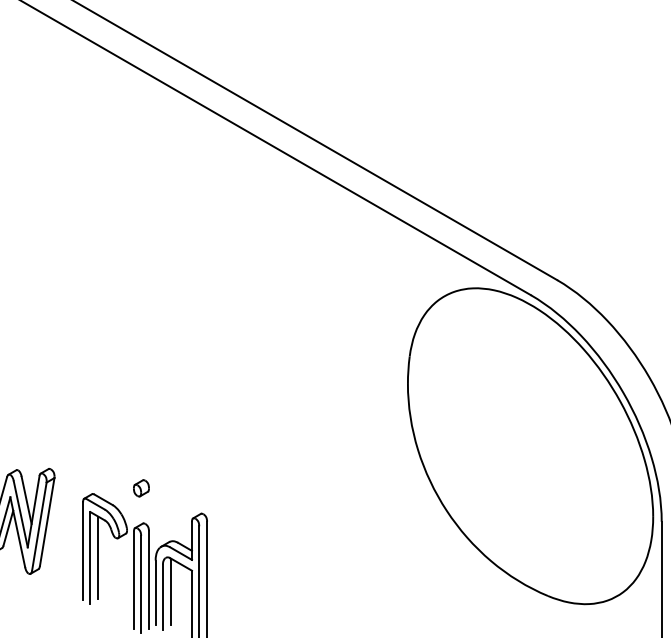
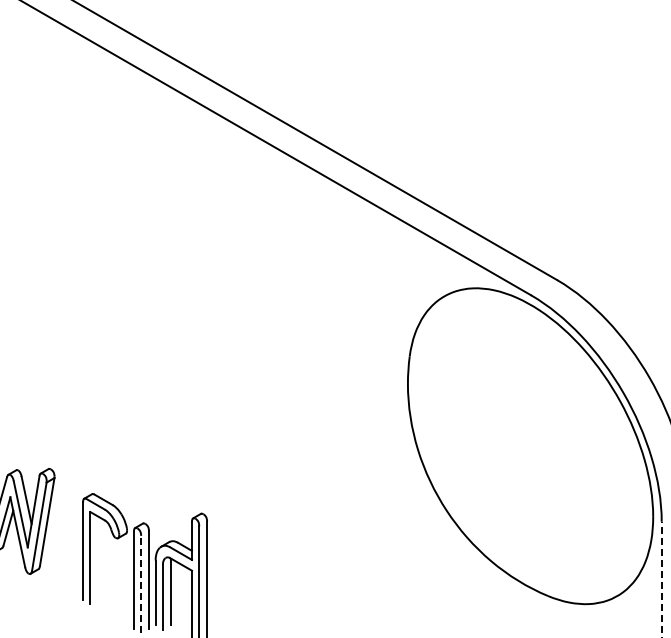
part: present -> none (141, 488)
line: present -> none (98, 557)
line: solid -> dashed (661, 579)
line: solid -> dashed (141, 584)
